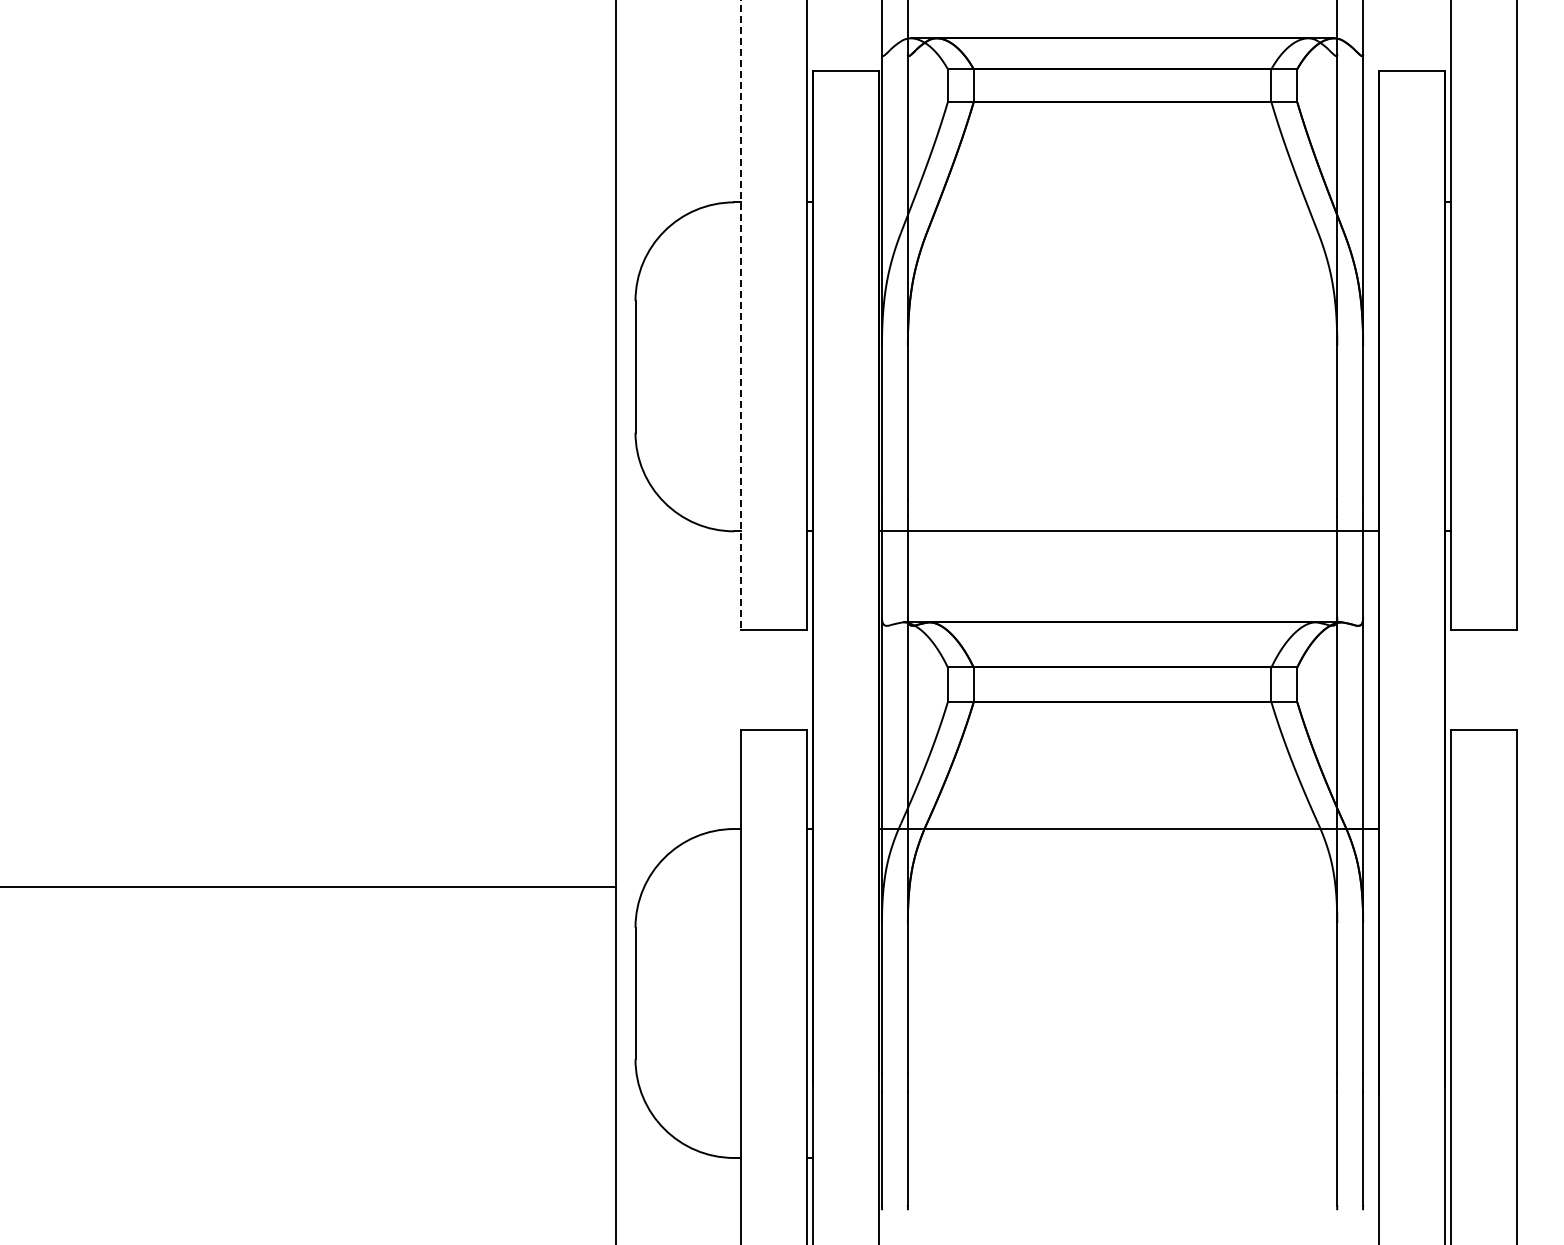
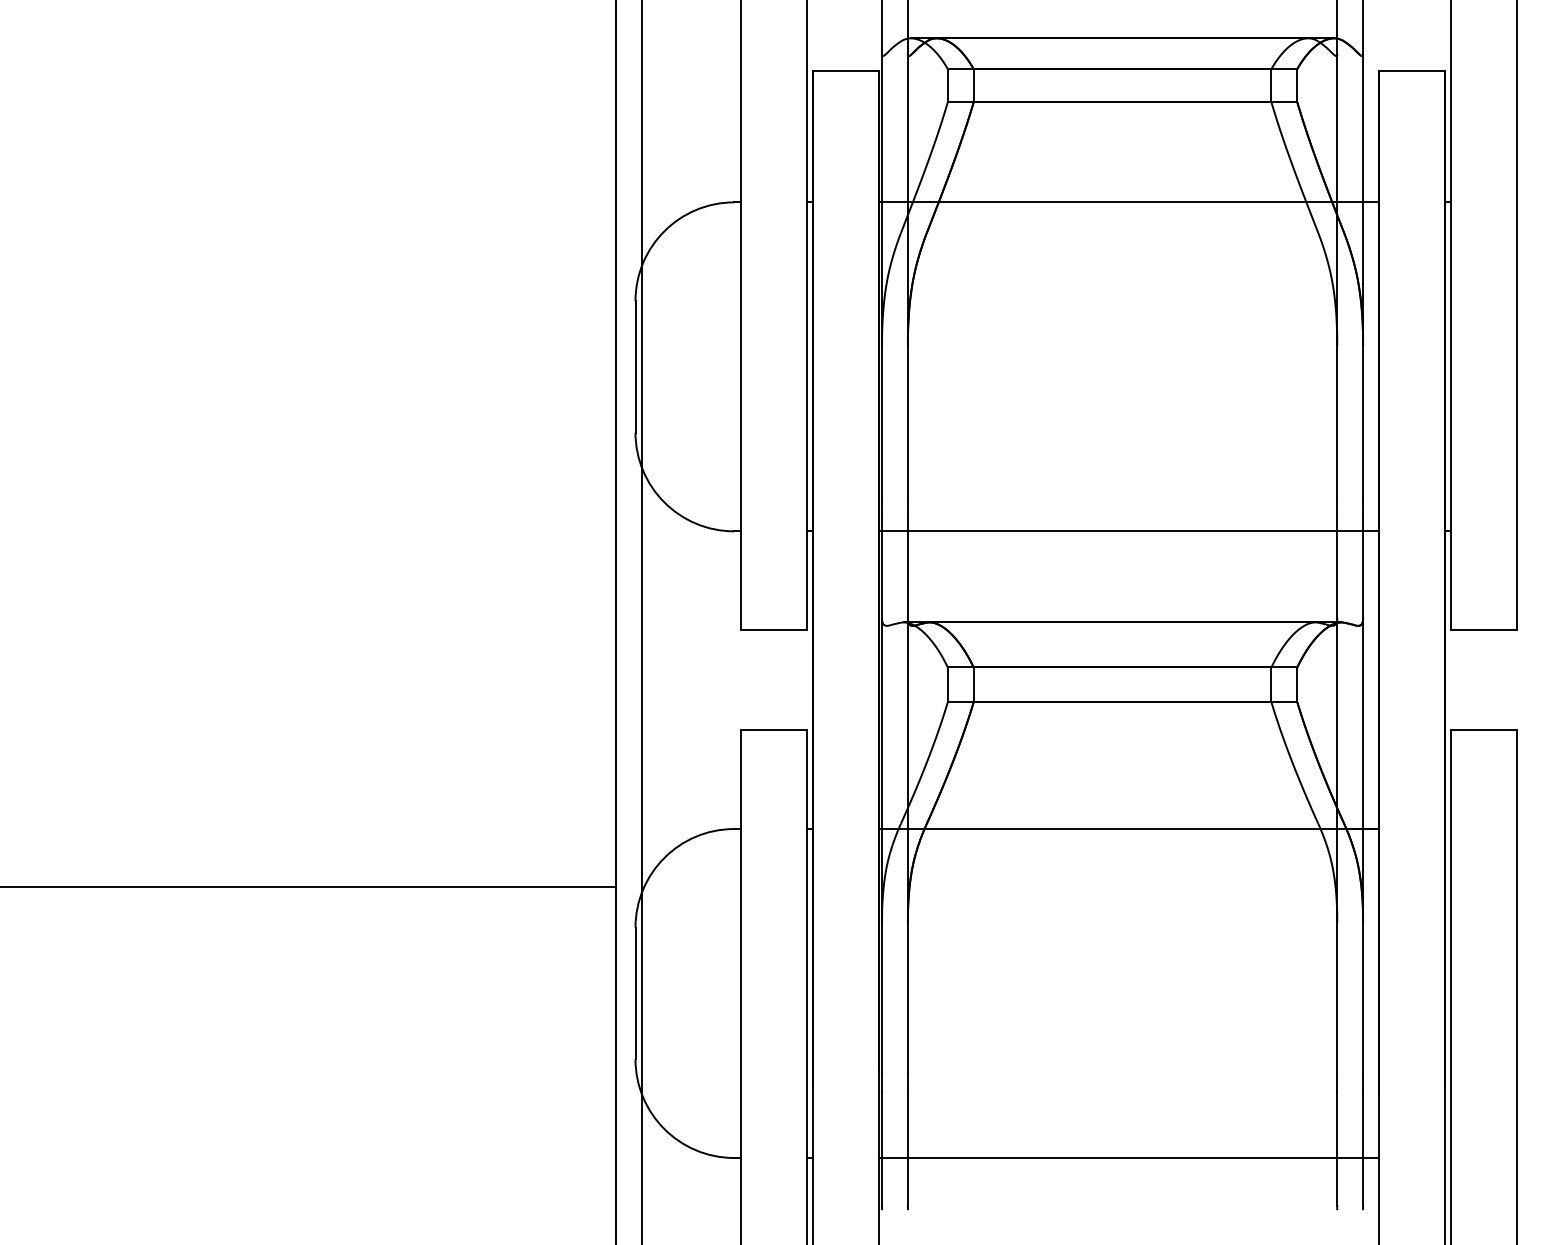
line: none -> present (1128, 202)
line: dashed -> solid (740, 315)
line: none -> present (642, 621)
line: none -> present (1128, 1157)
